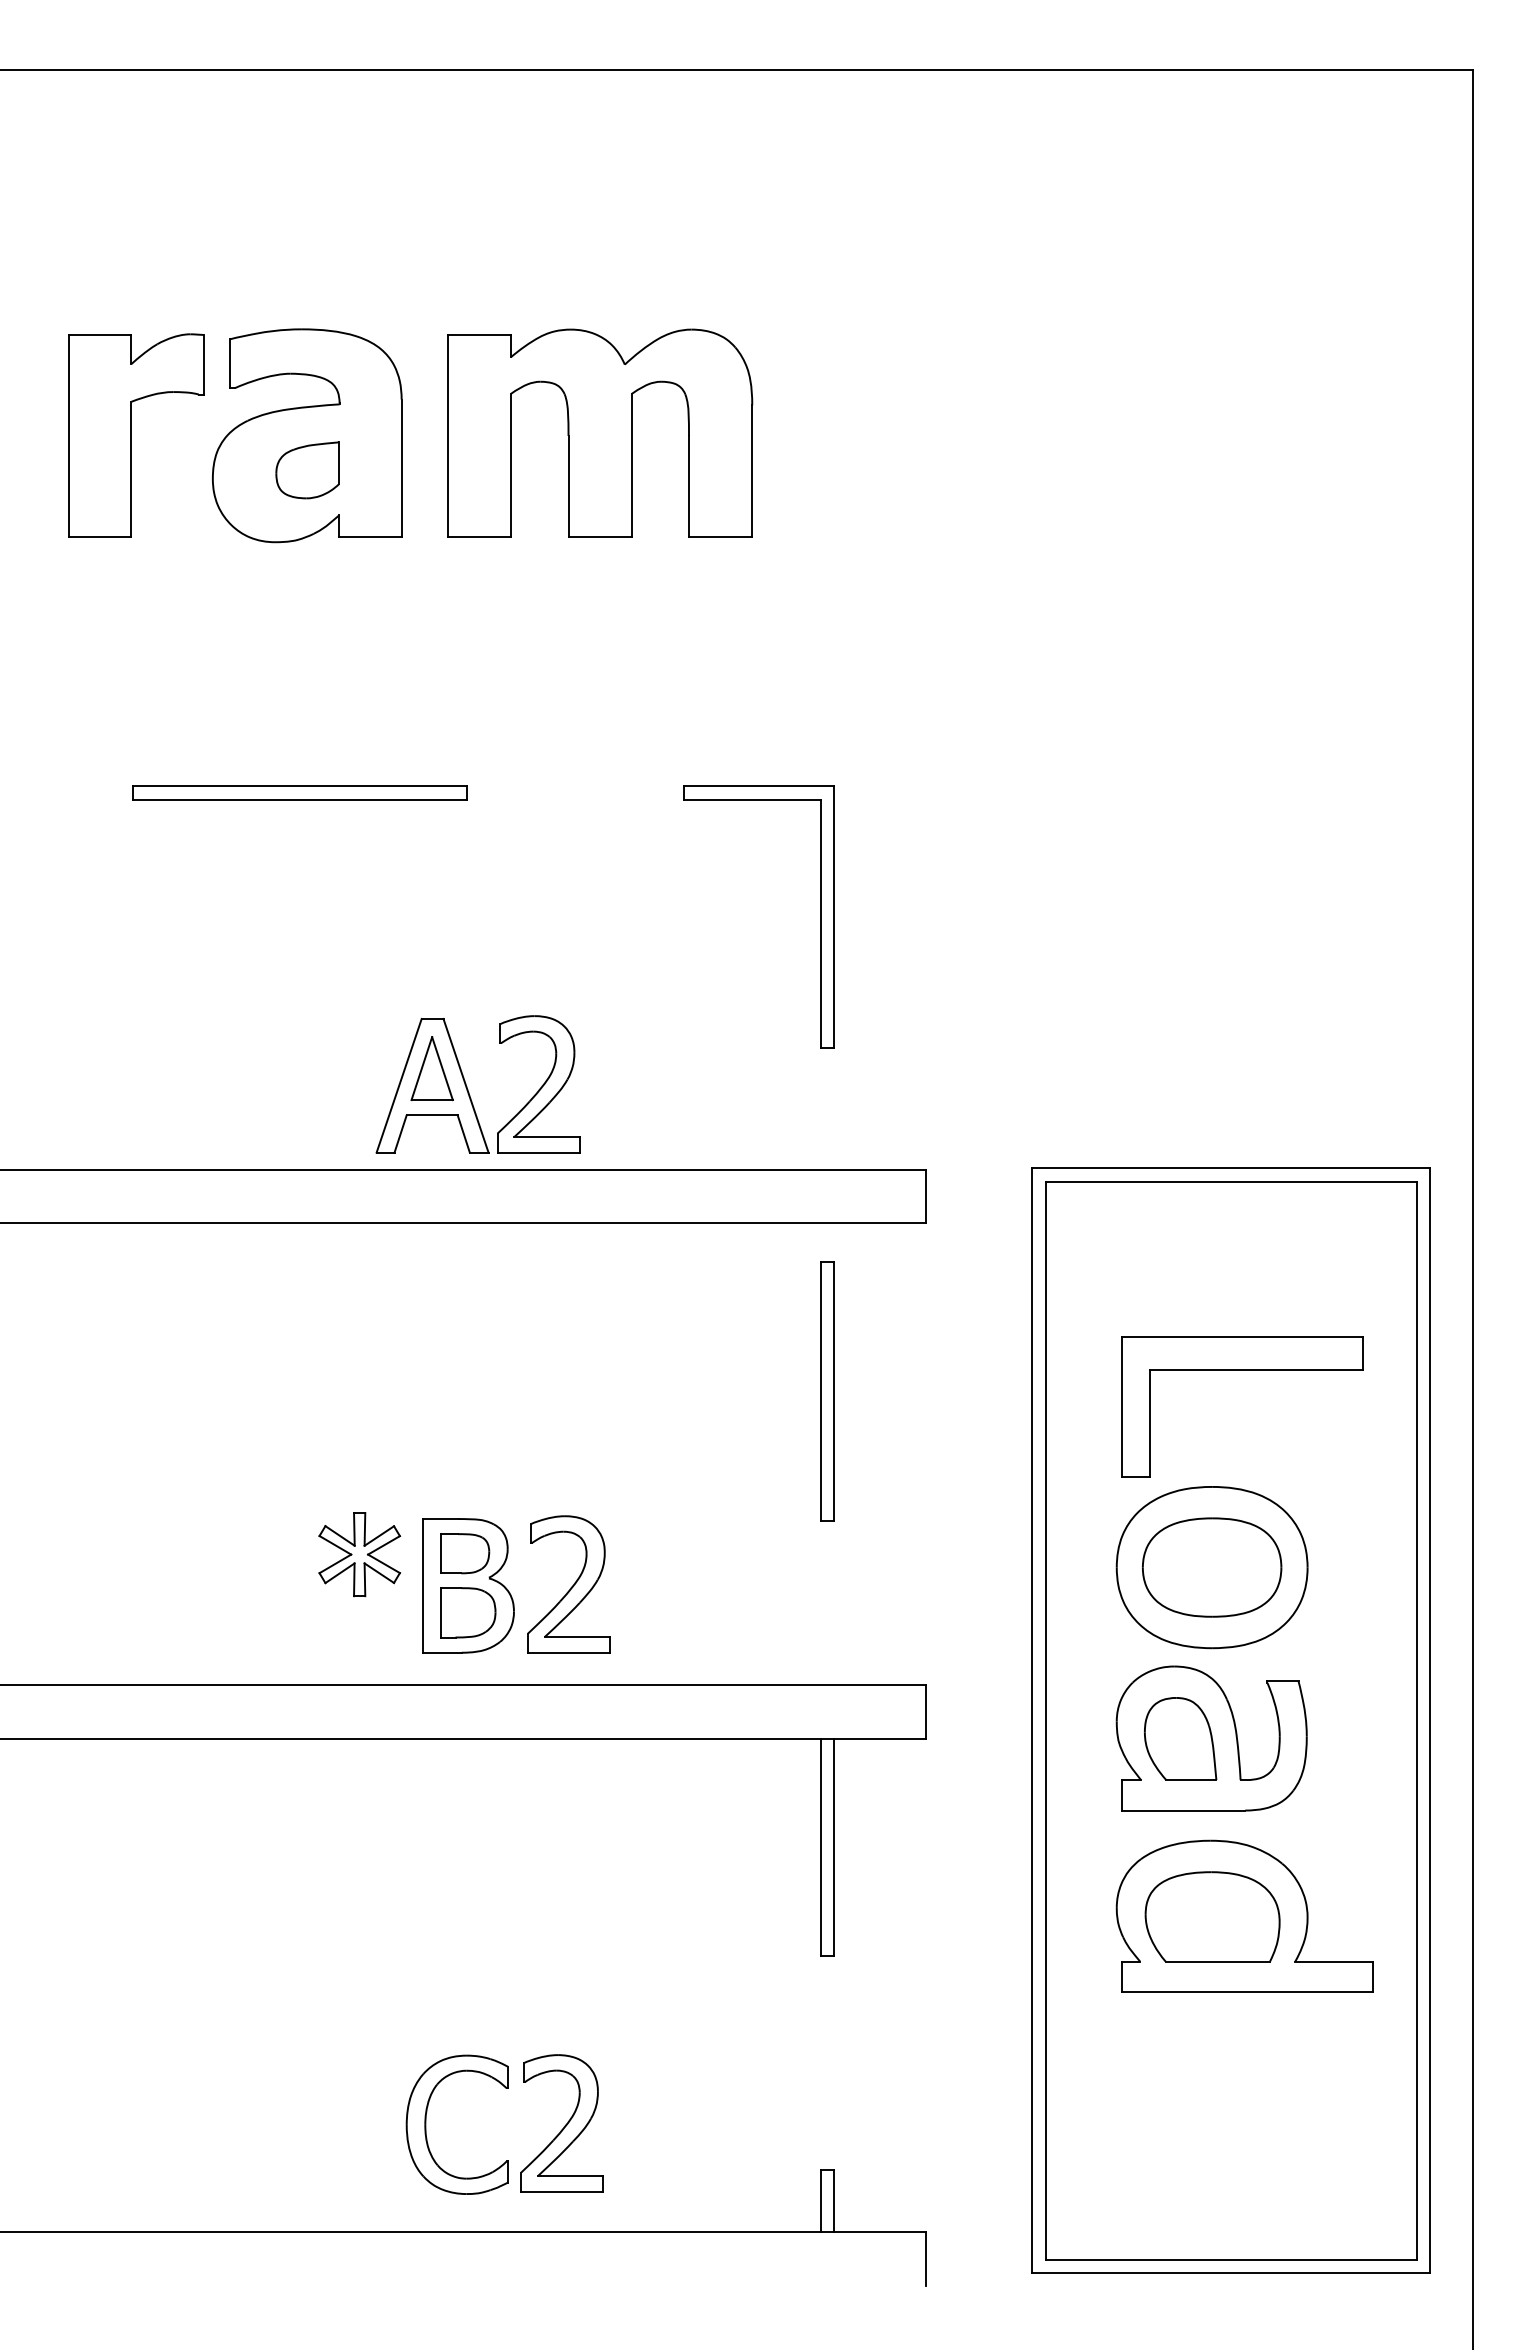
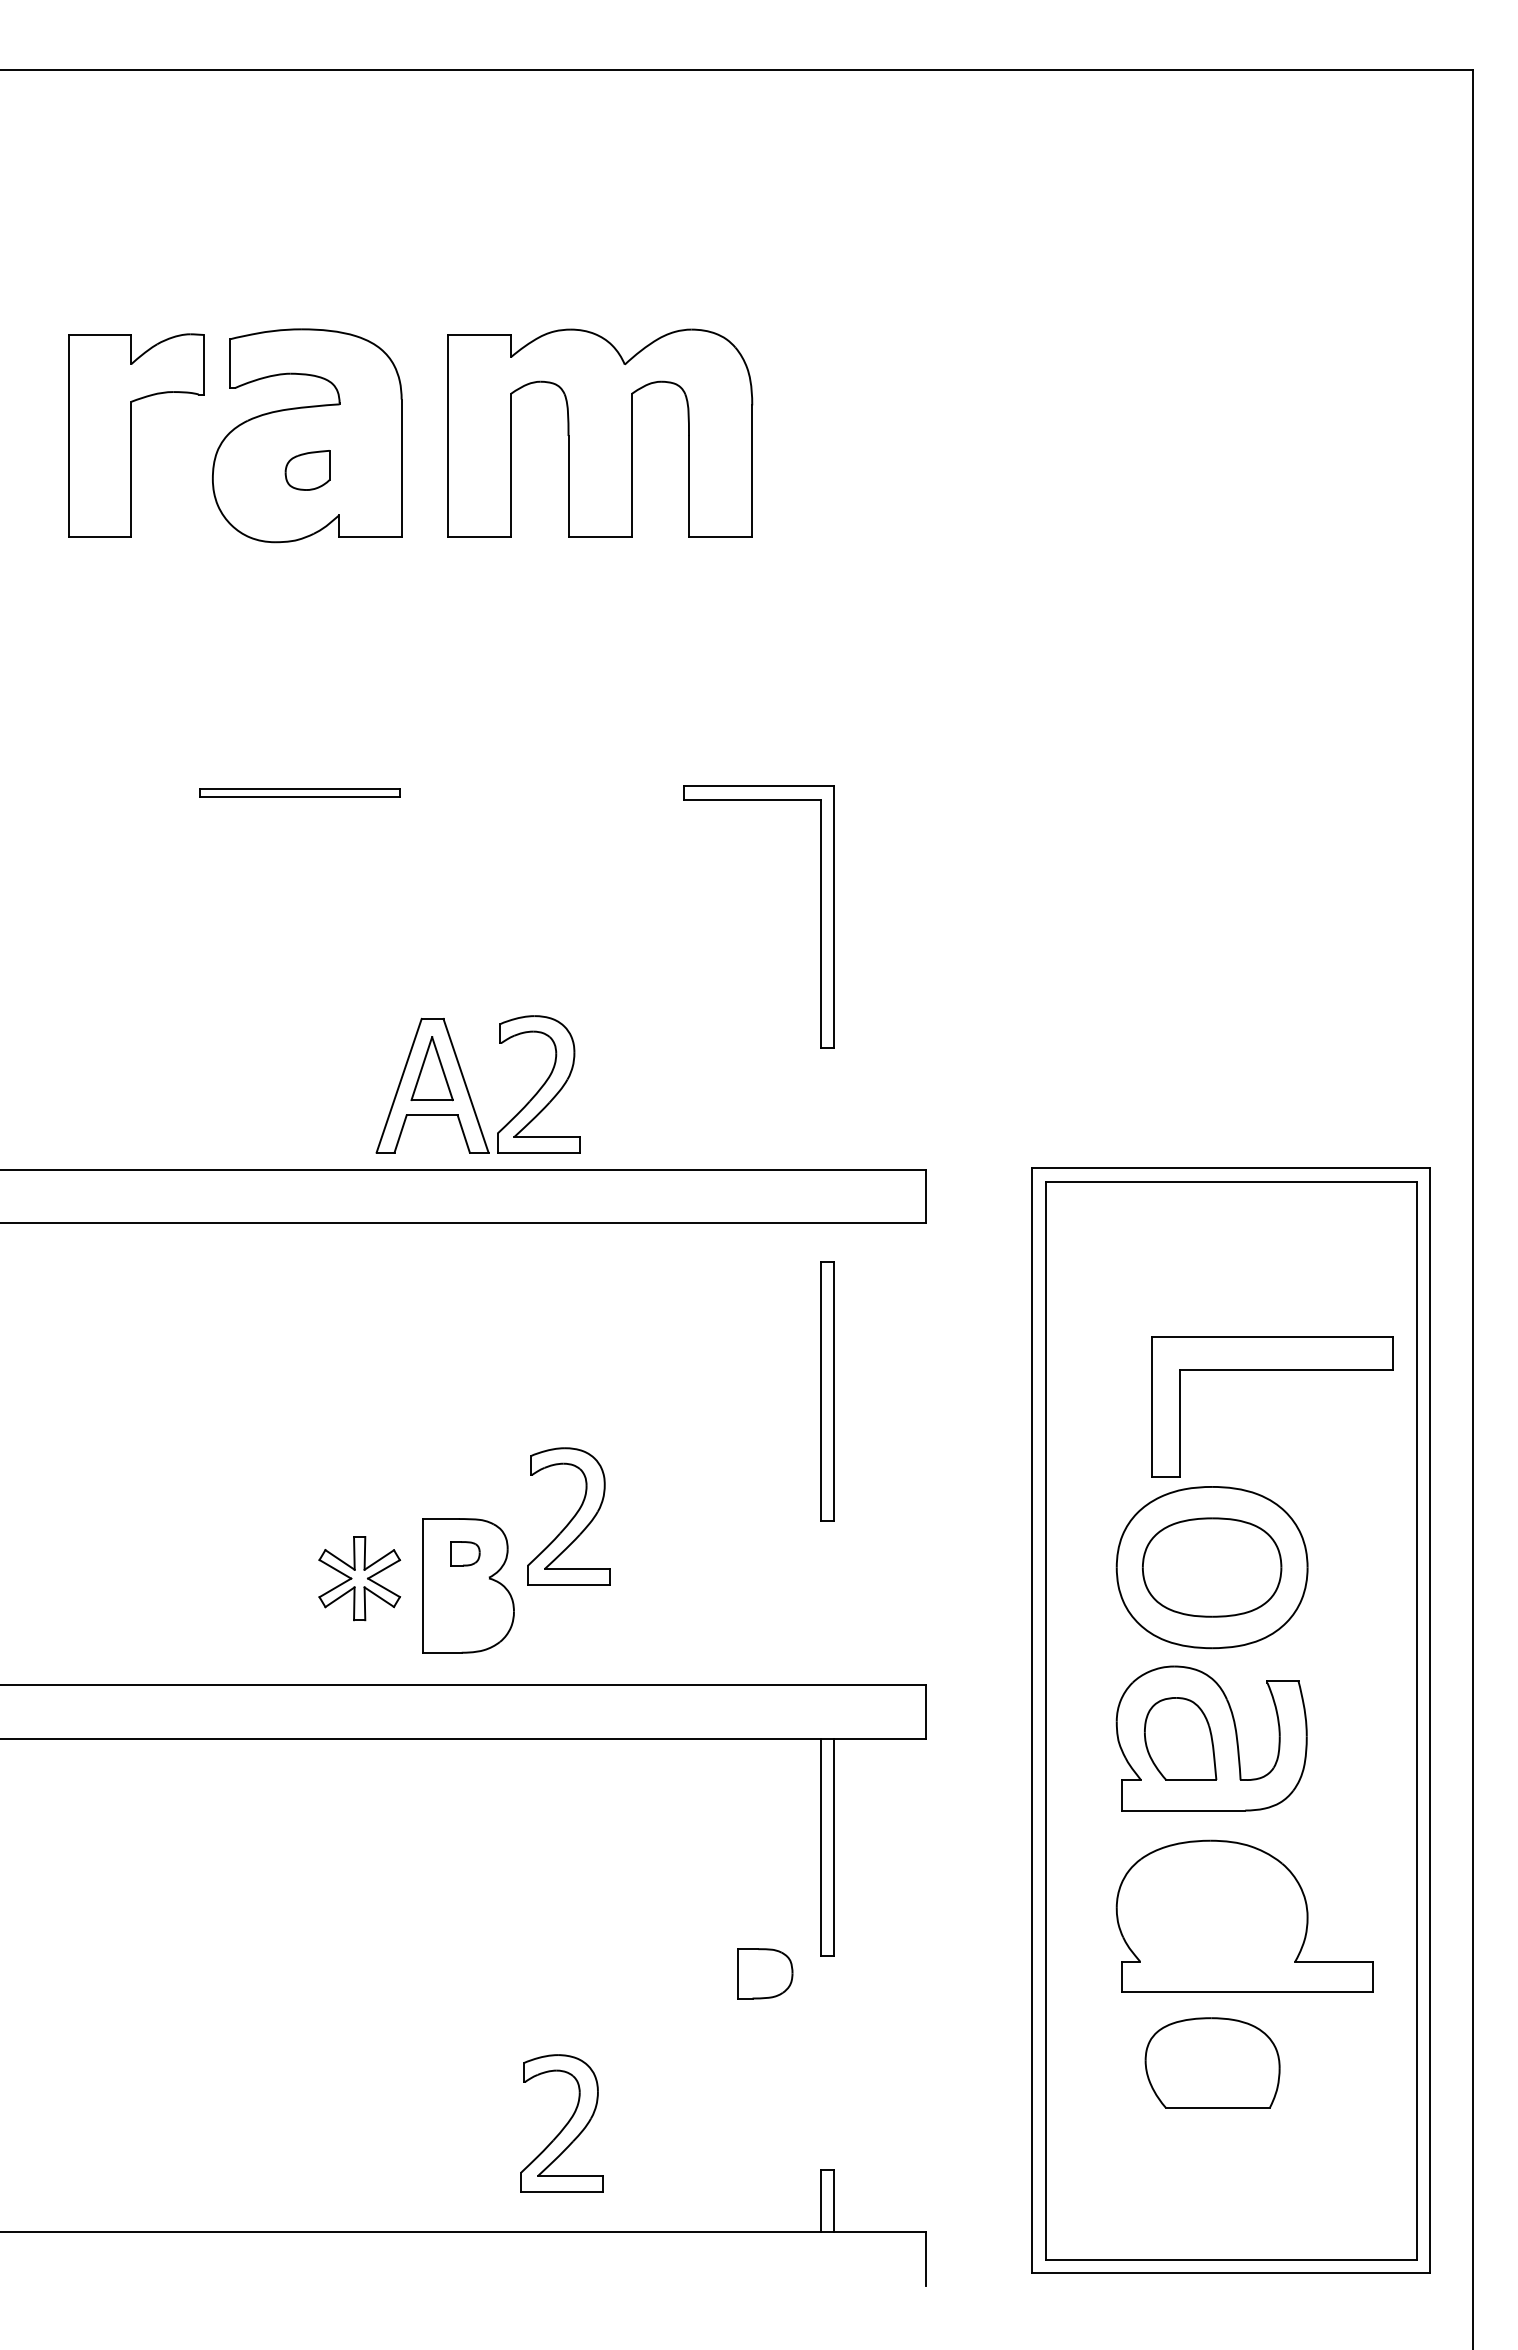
part size: 65x59 px -> 47x41 px (307, 470)
part size: 336x16 px -> 202x10 px (299, 792)
part position: (1242, 1370) -> (1272, 1370) (1272, 1370)
part size: 51x42 px -> 31x26 px (465, 1553)
part position: (359, 1554) -> (359, 1578) (359, 1578)
part position: (568, 1584) -> (568, 1516) (568, 1516)
part position: (468, 1612) -> (765, 1973) (765, 1973)
part position: (1212, 1916) -> (1212, 2062) (1212, 2062)
part: present -> none (426, 2124)
